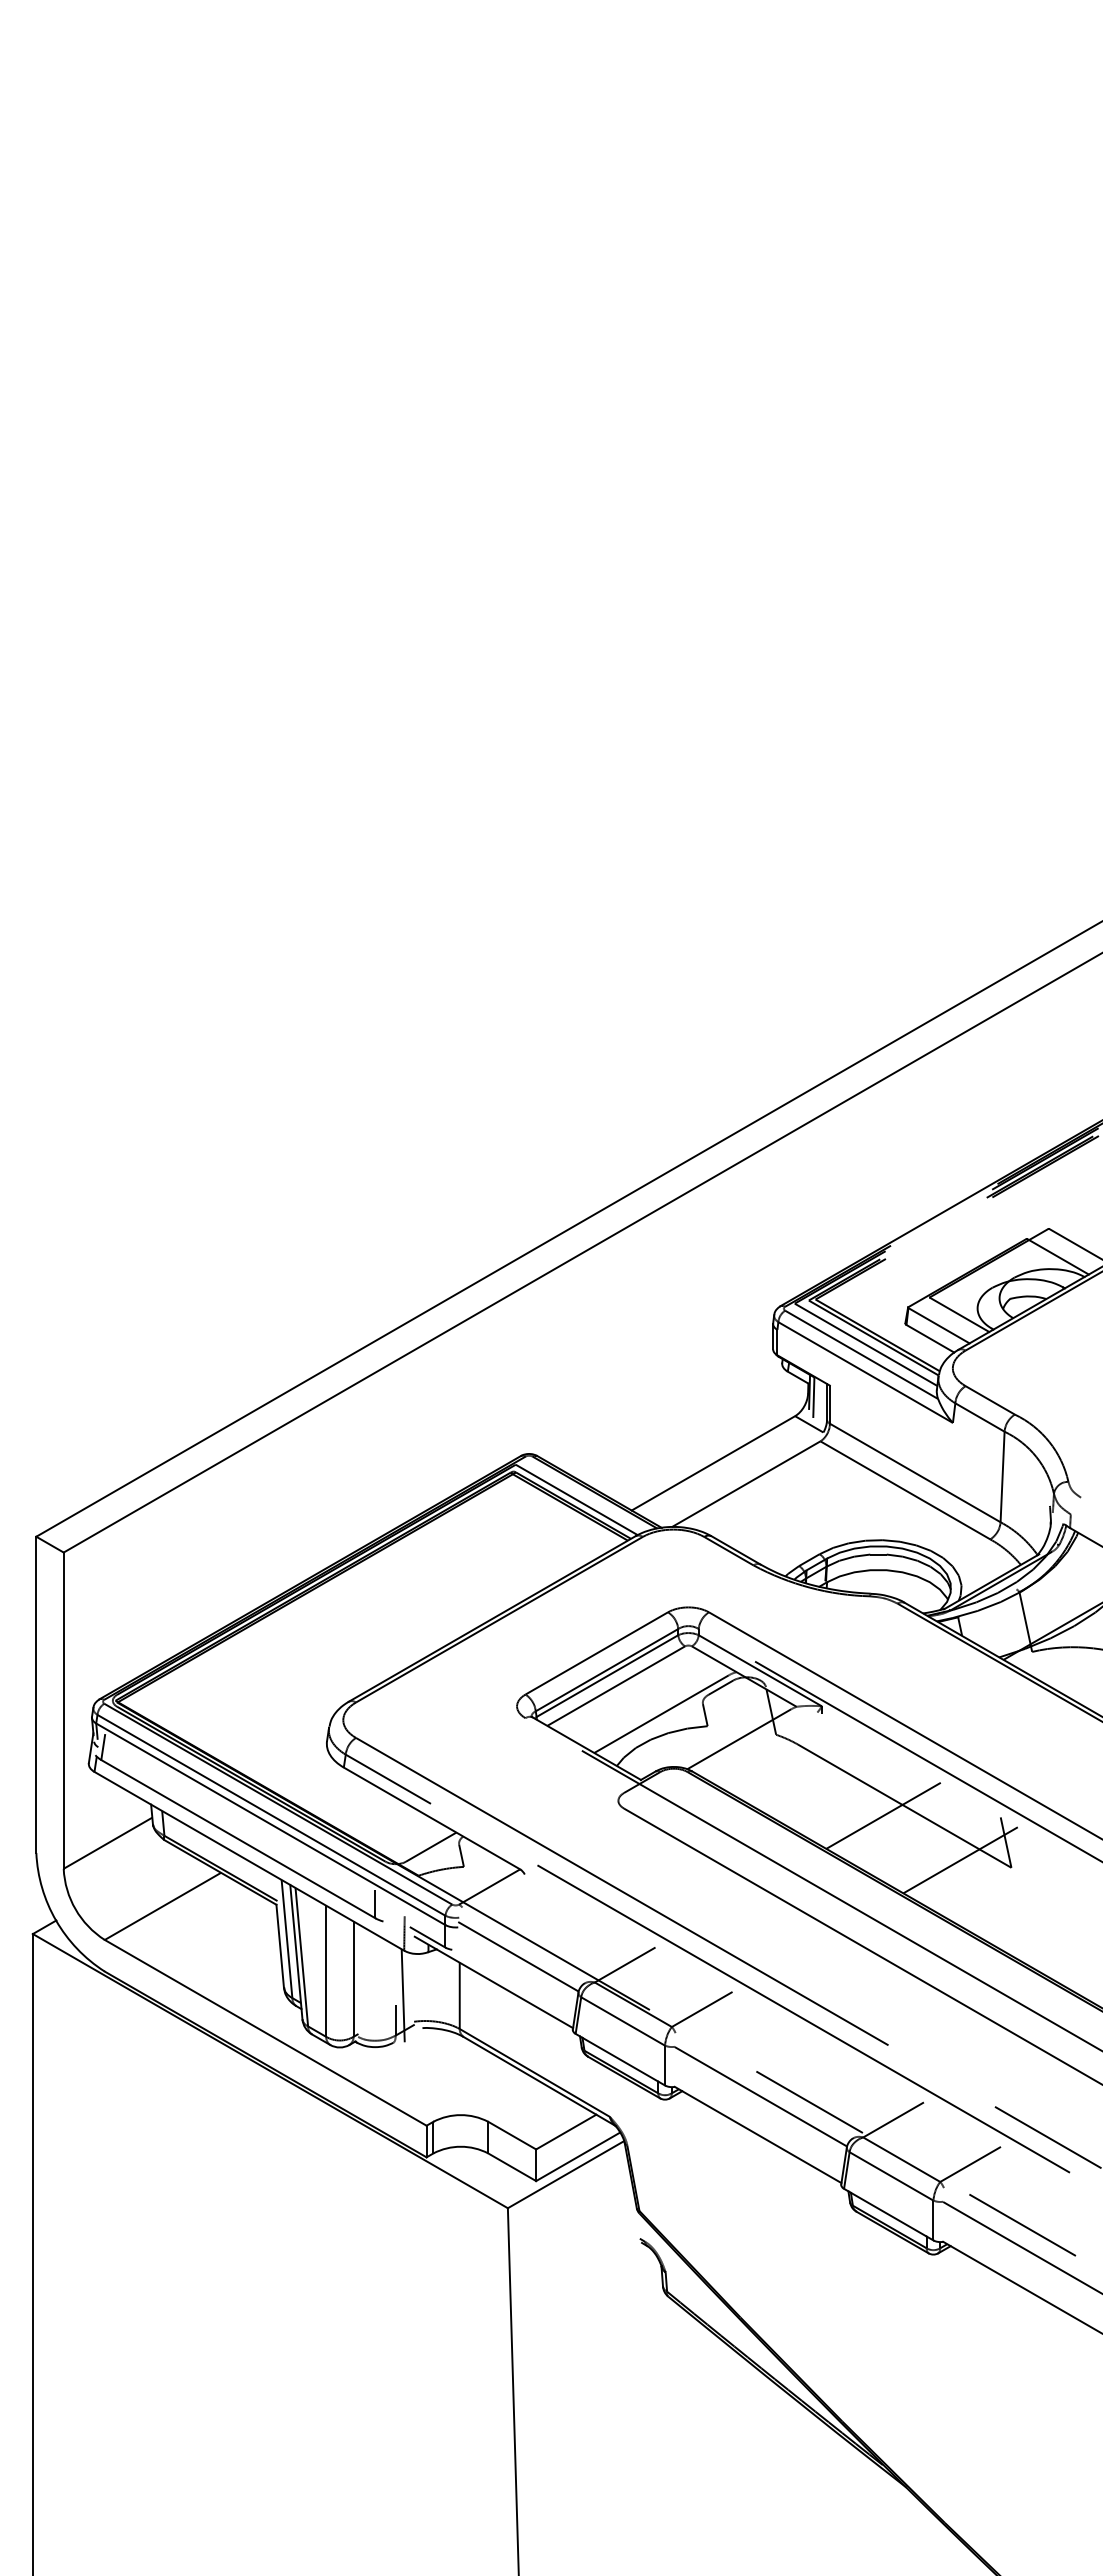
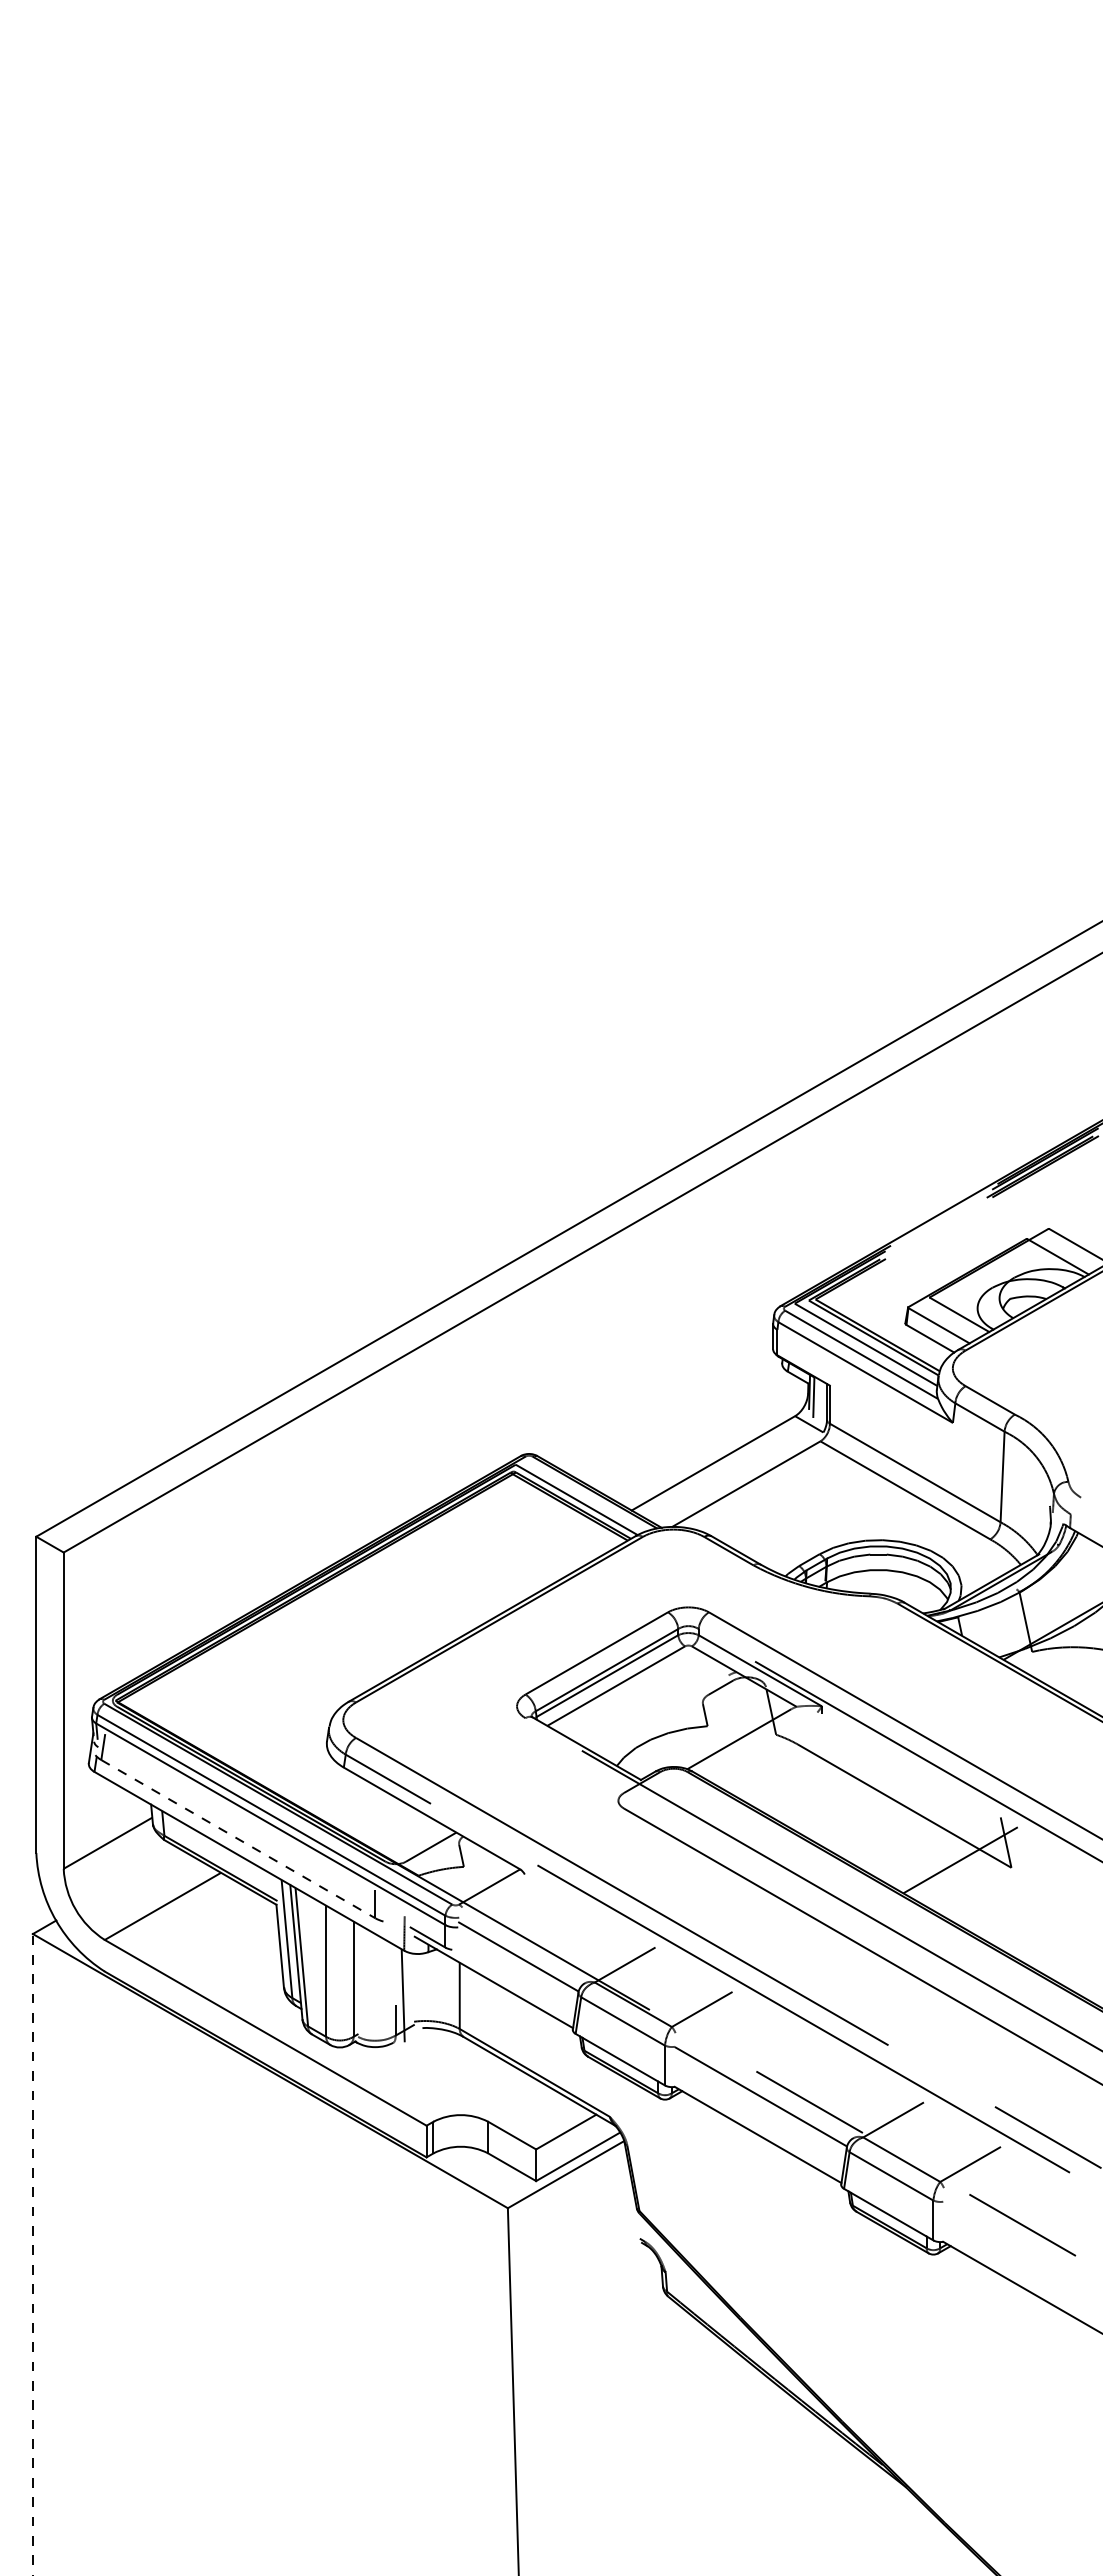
line: present -> none (661, 1714)
line: present -> none (883, 1815)
line: solid -> dashed (238, 1839)
line: present -> none (1021, 2247)
line: solid -> dashed (32, 2255)
